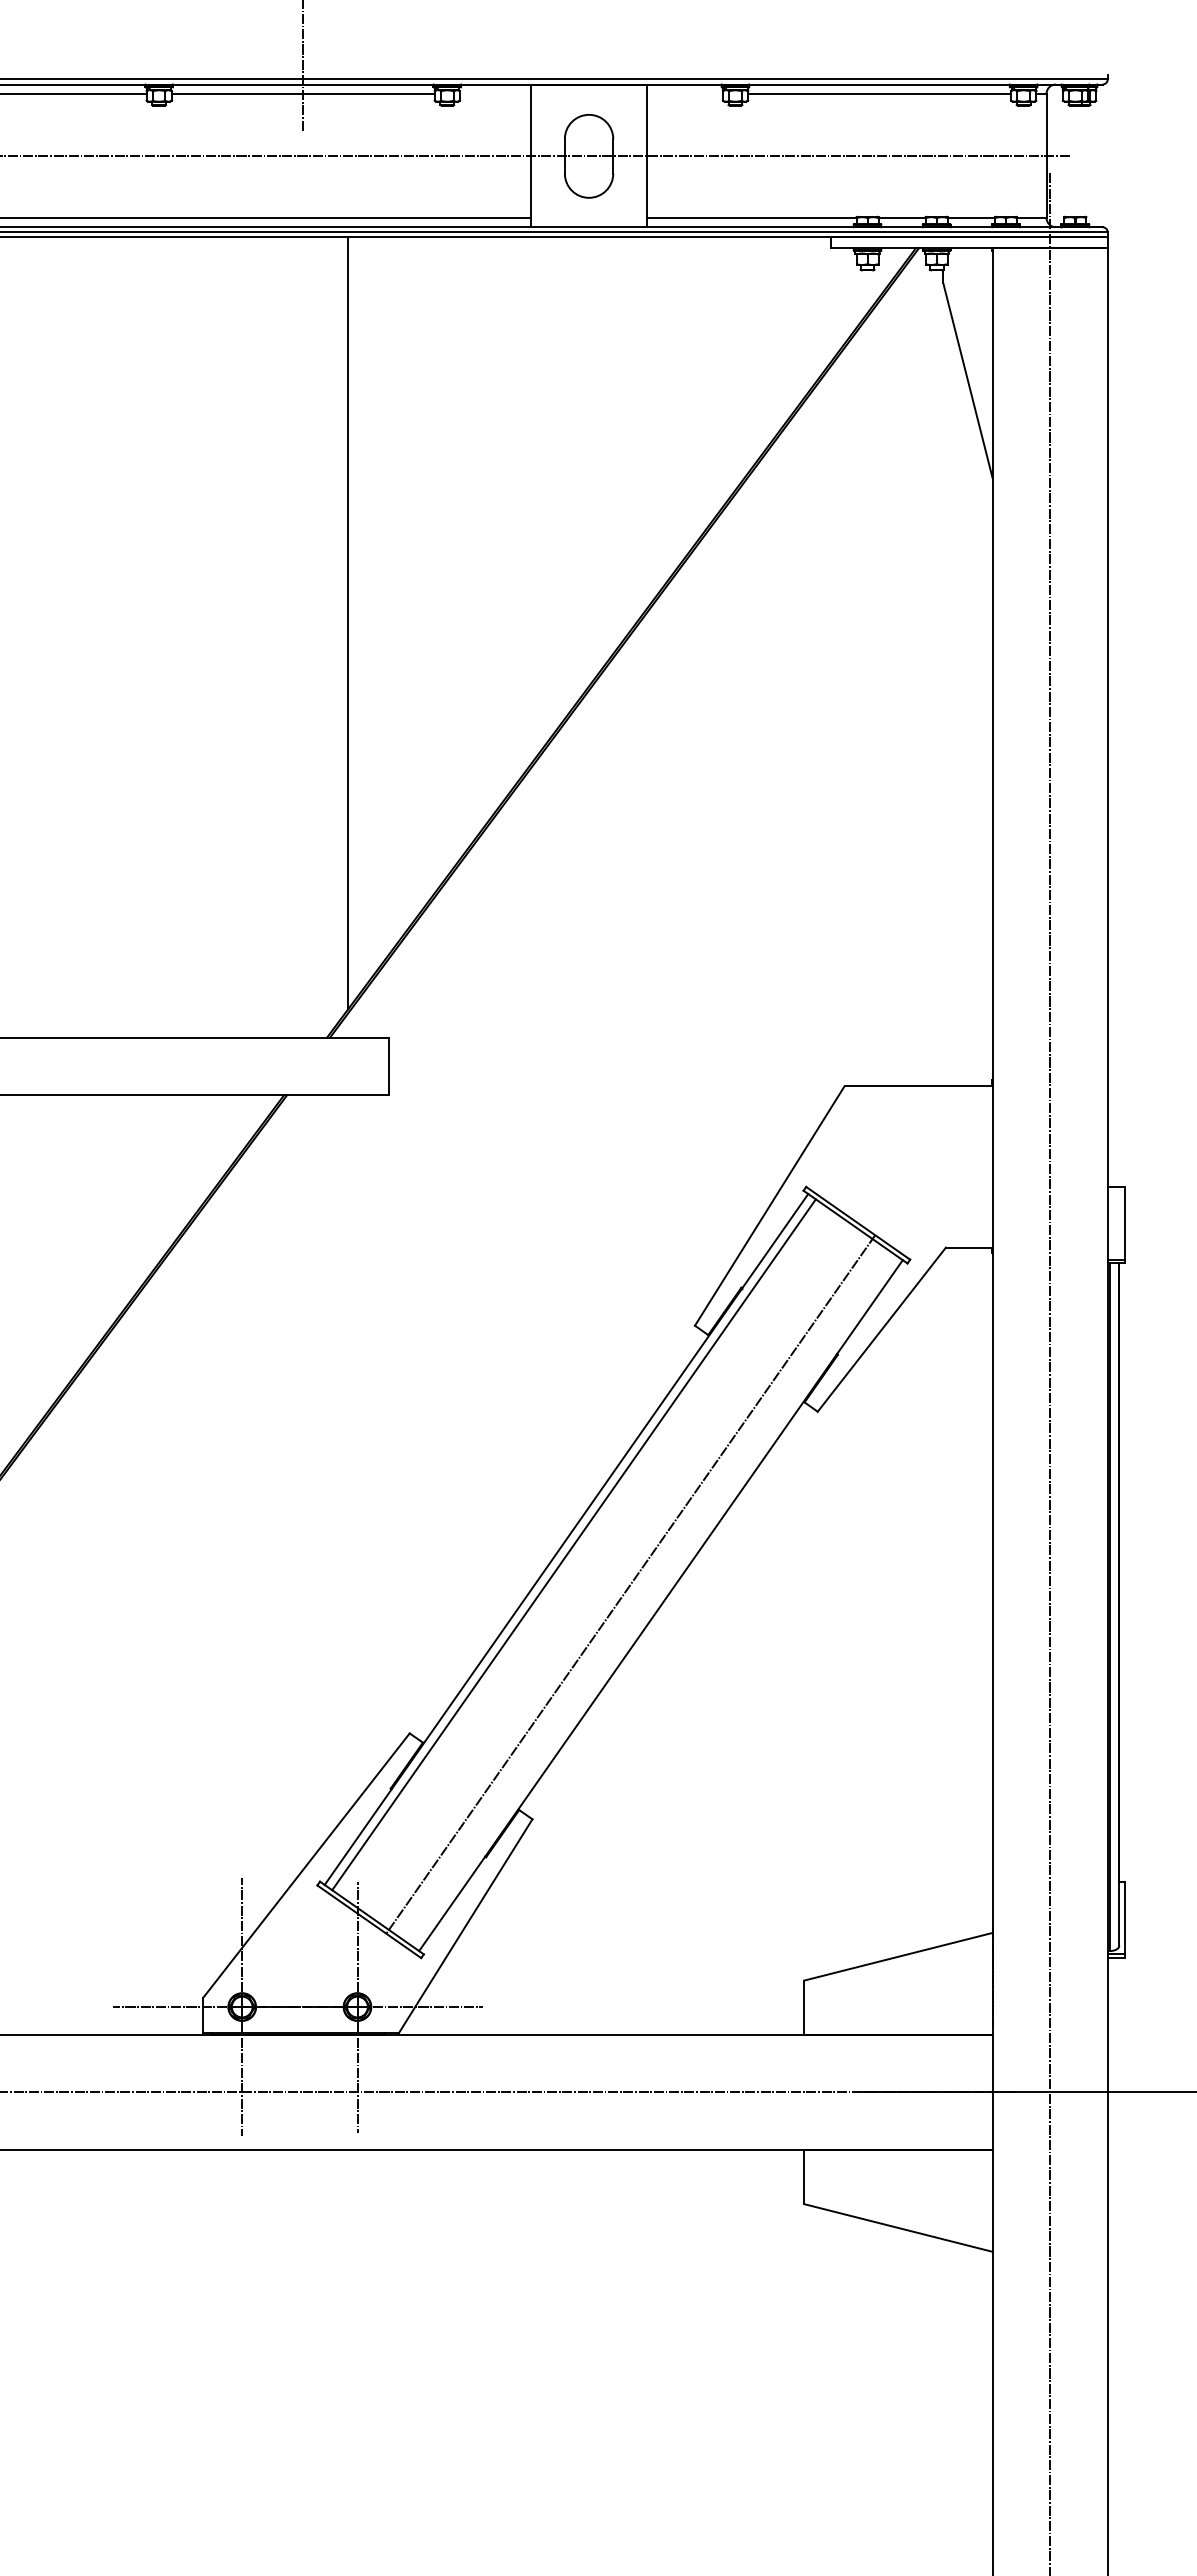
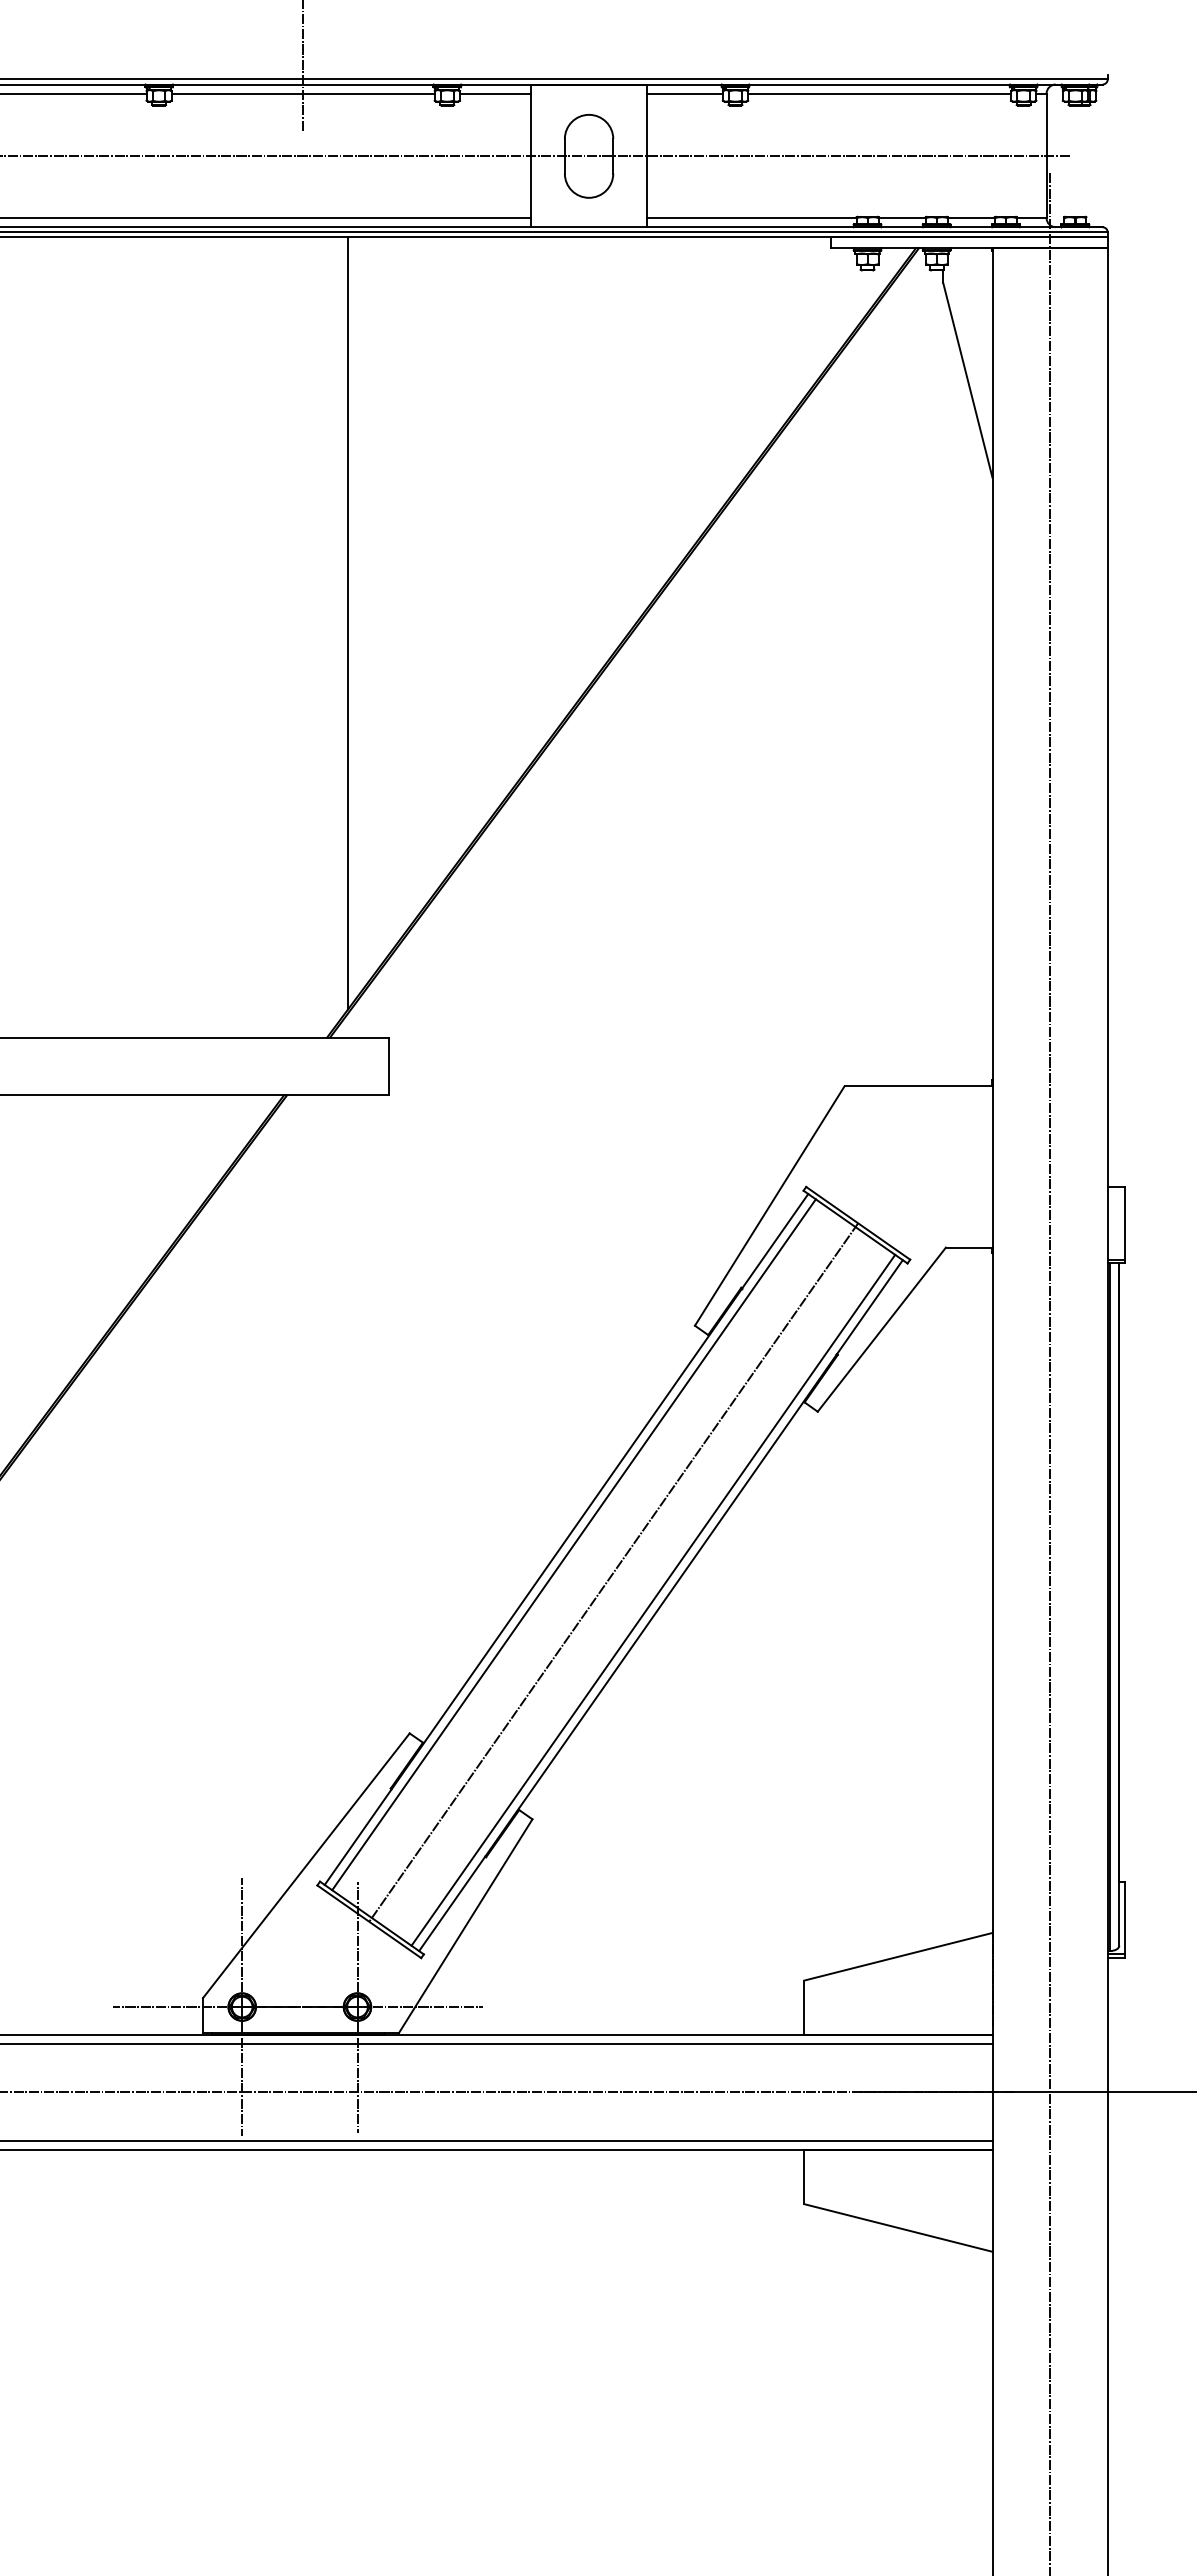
line: none -> present (495, 93)
line: none -> present (684, 93)
line position: (630, 1584) -> (613, 1572) (613, 1572)
line: none -> present (653, 1599)
line: none -> present (497, 2043)
line: none -> present (497, 2140)
